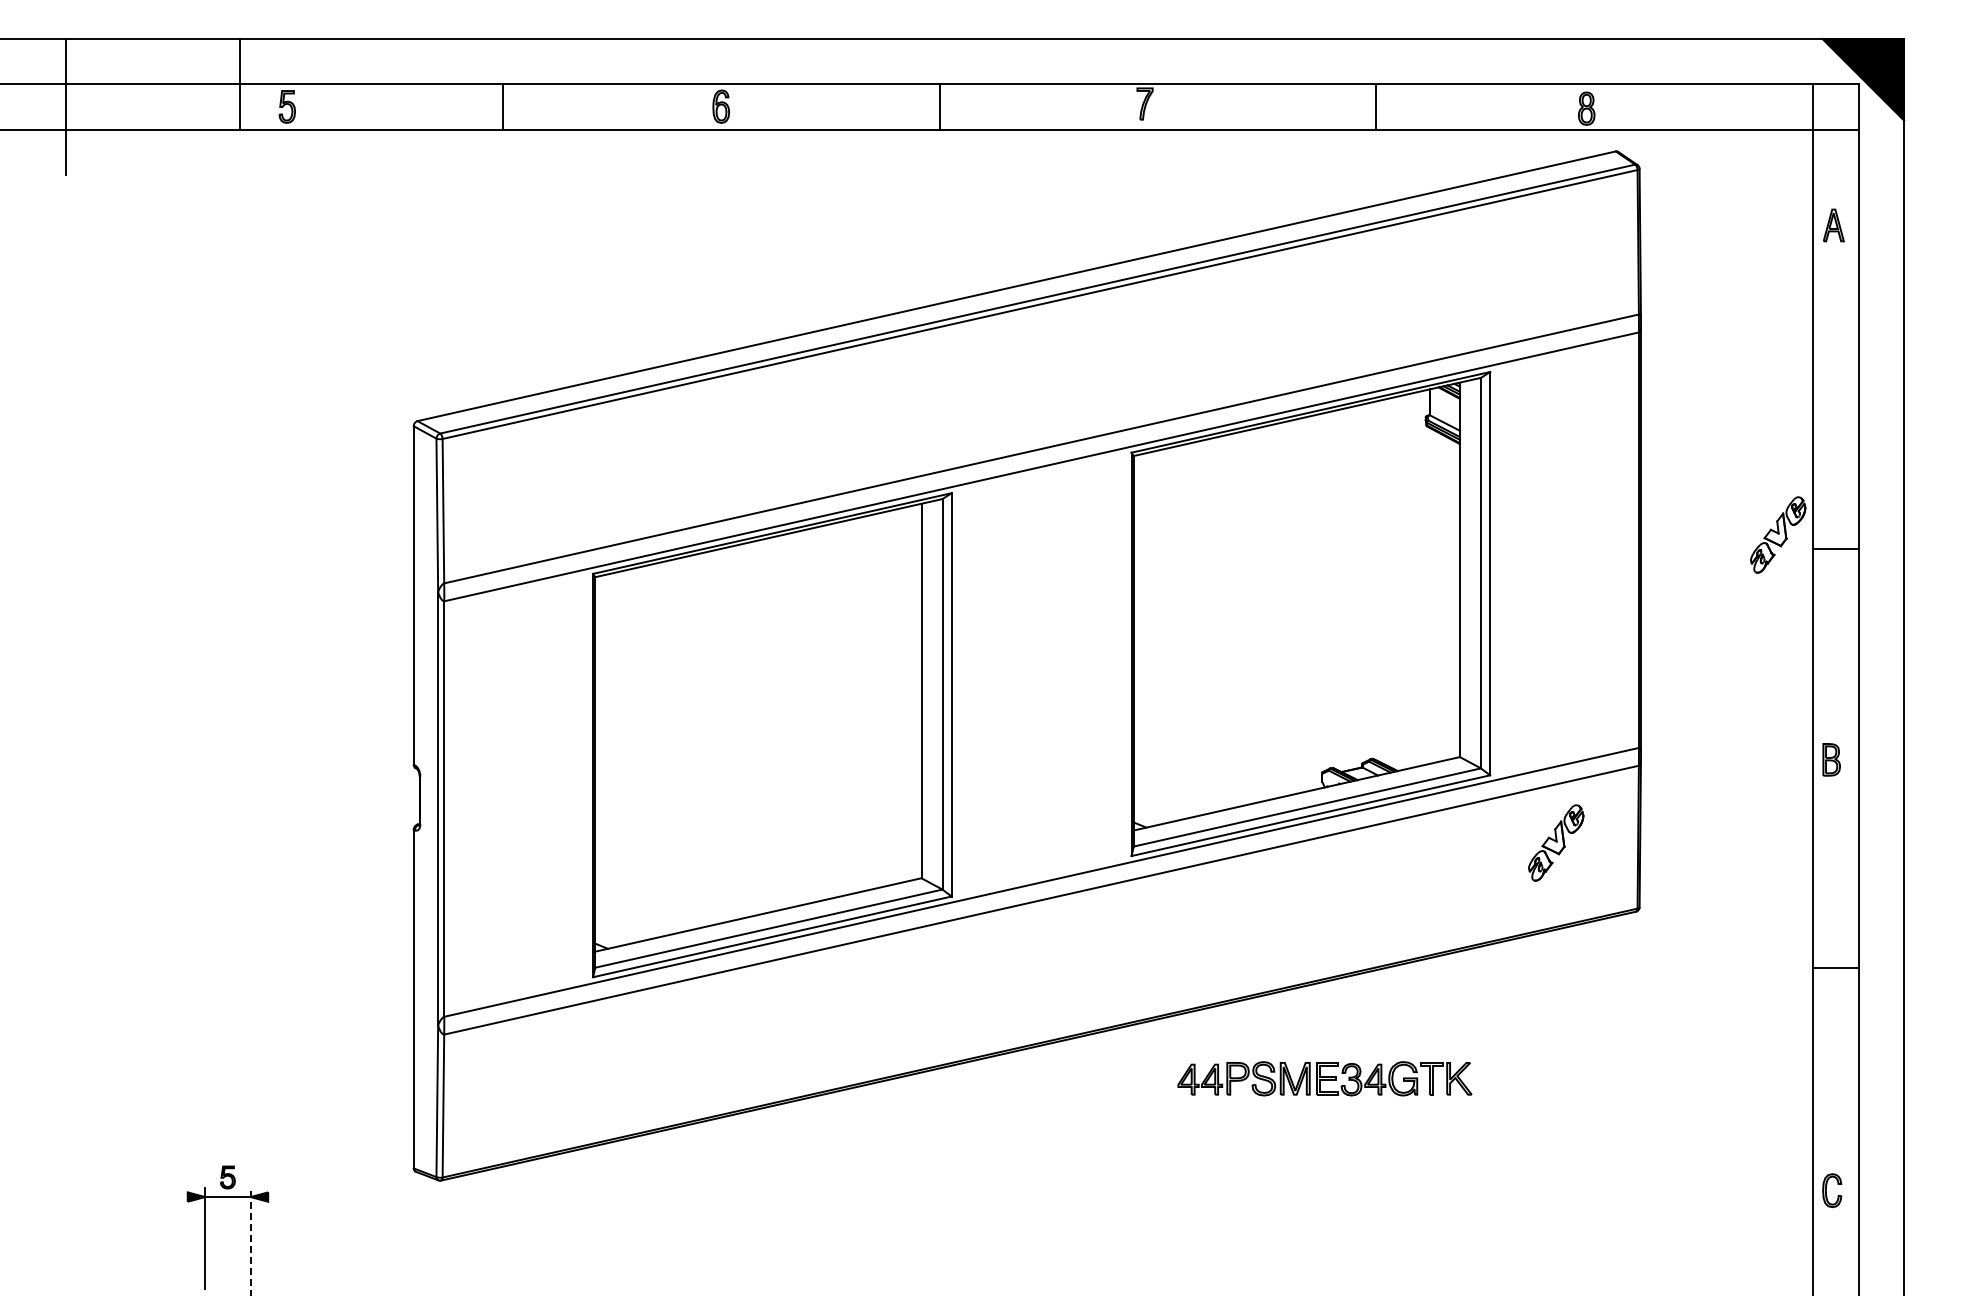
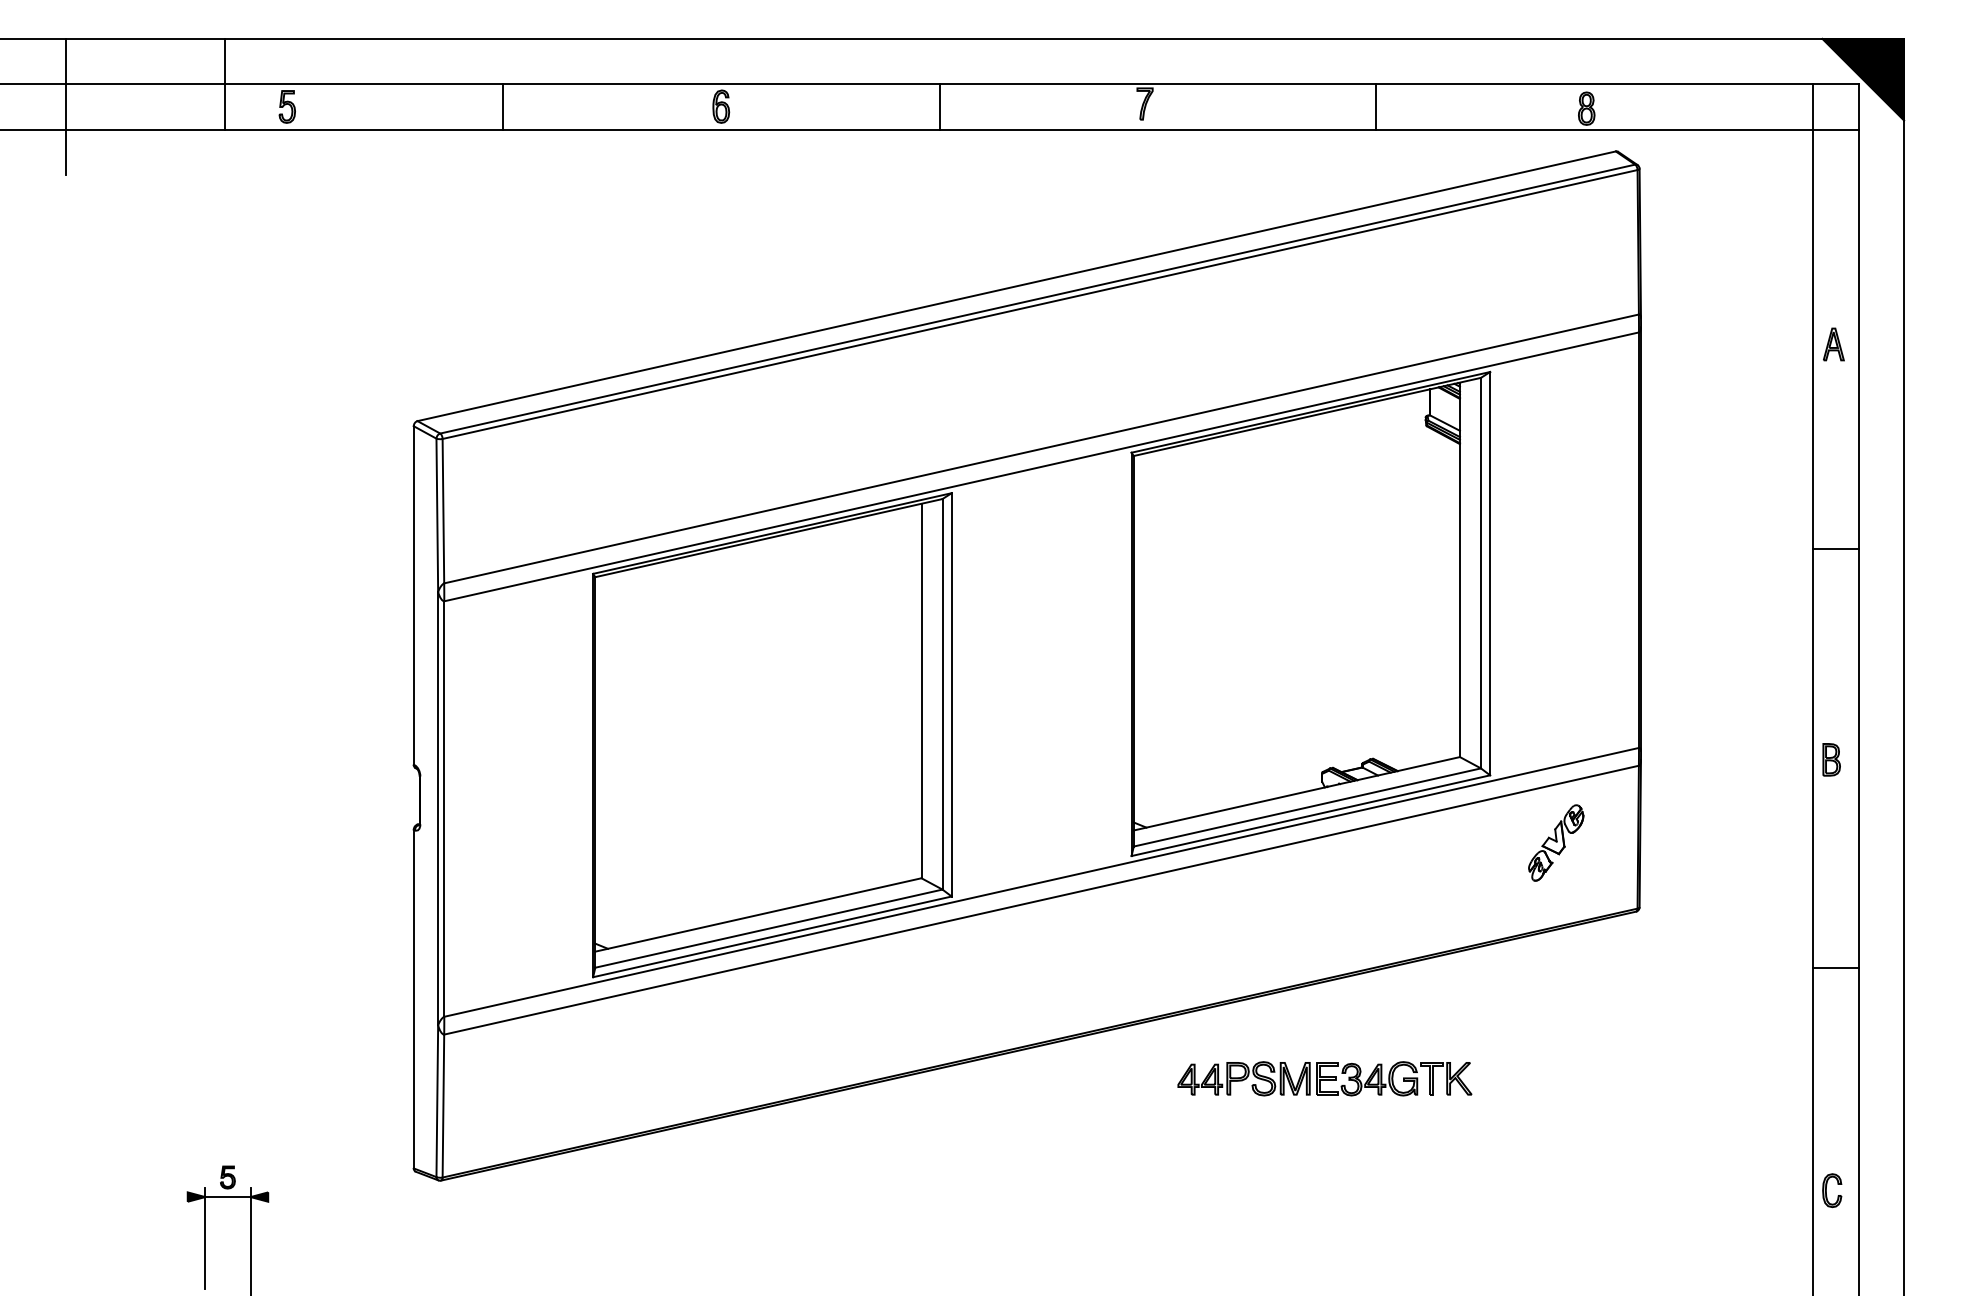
line position: (239, 83) -> (224, 83) (224, 83)
part position: (1833, 225) -> (1833, 344) (1833, 344)
part: present -> none (1778, 534)
line: dashed -> solid (250, 1241)
